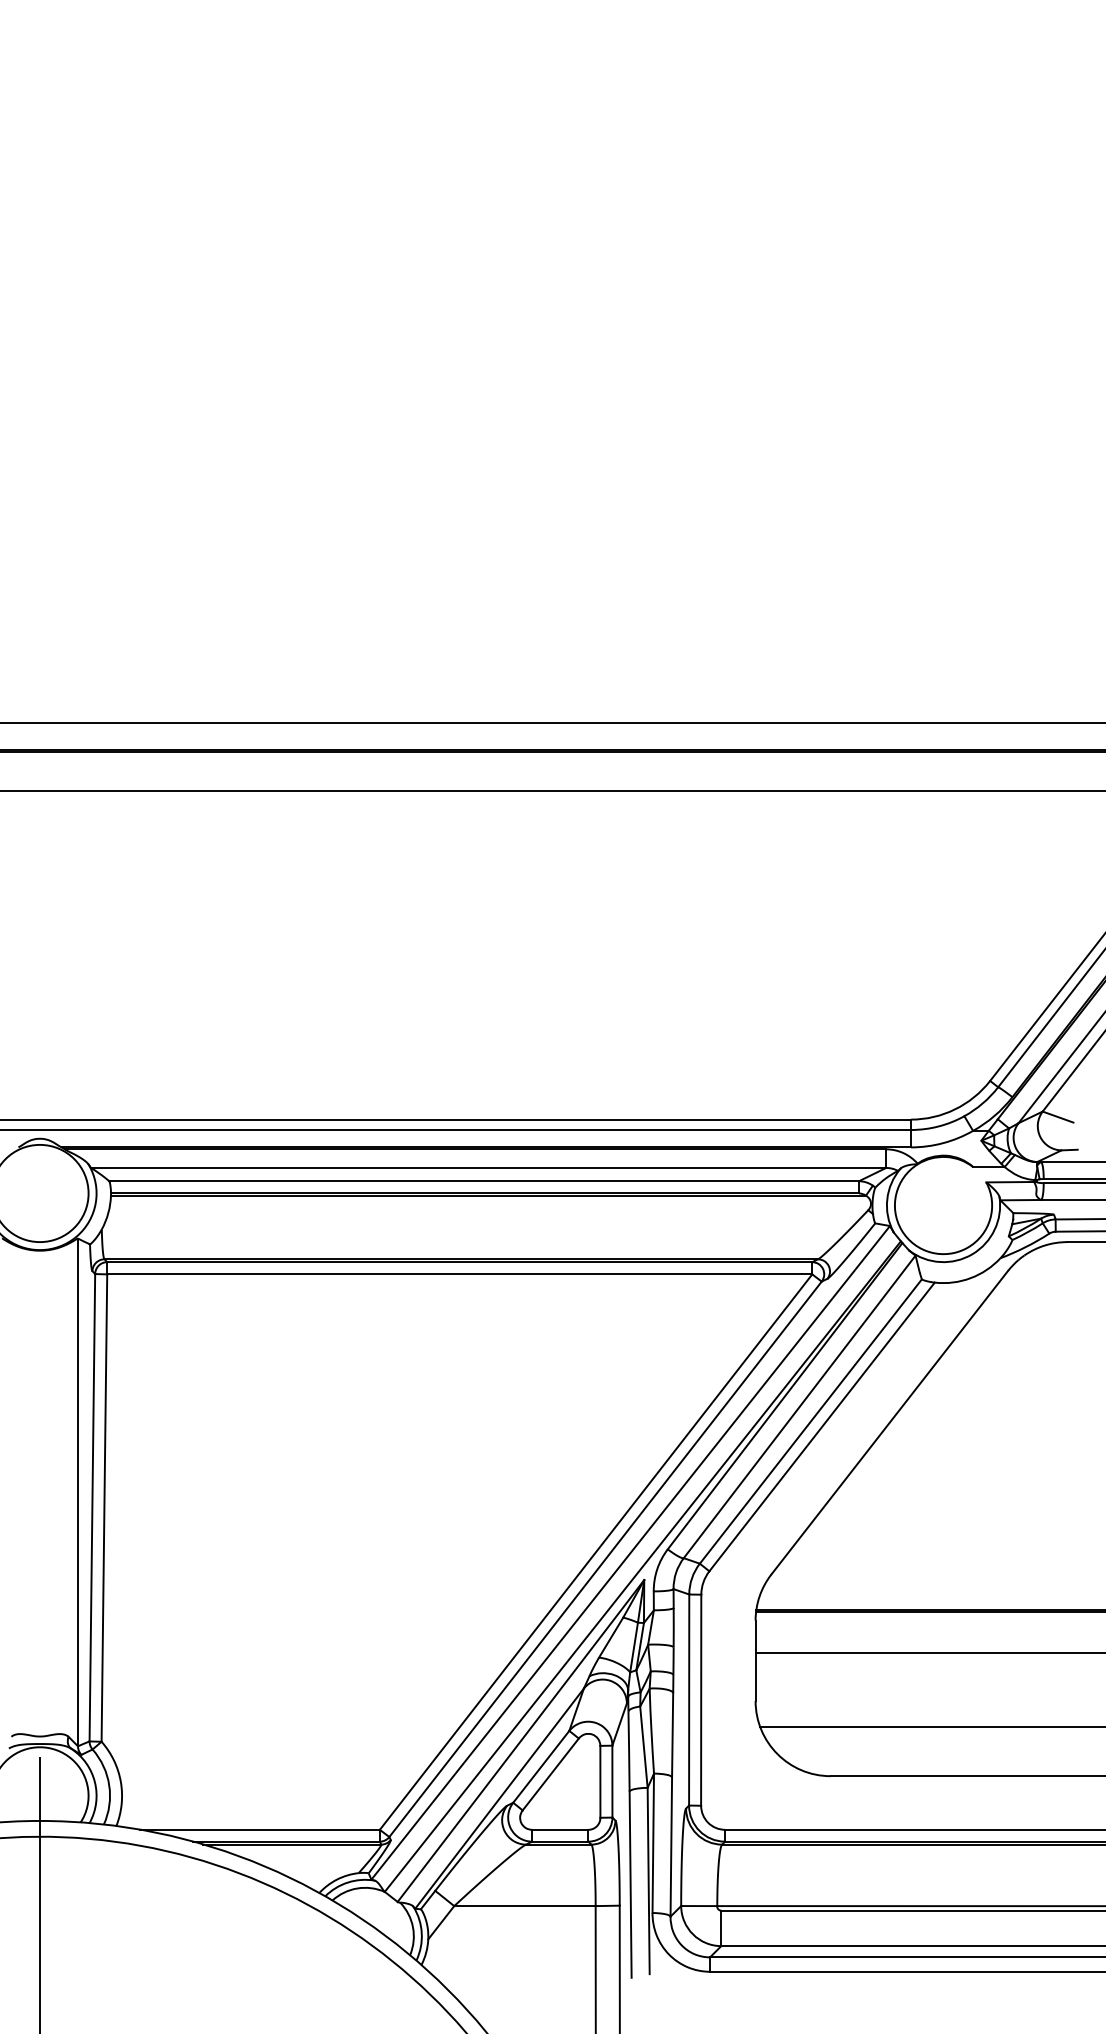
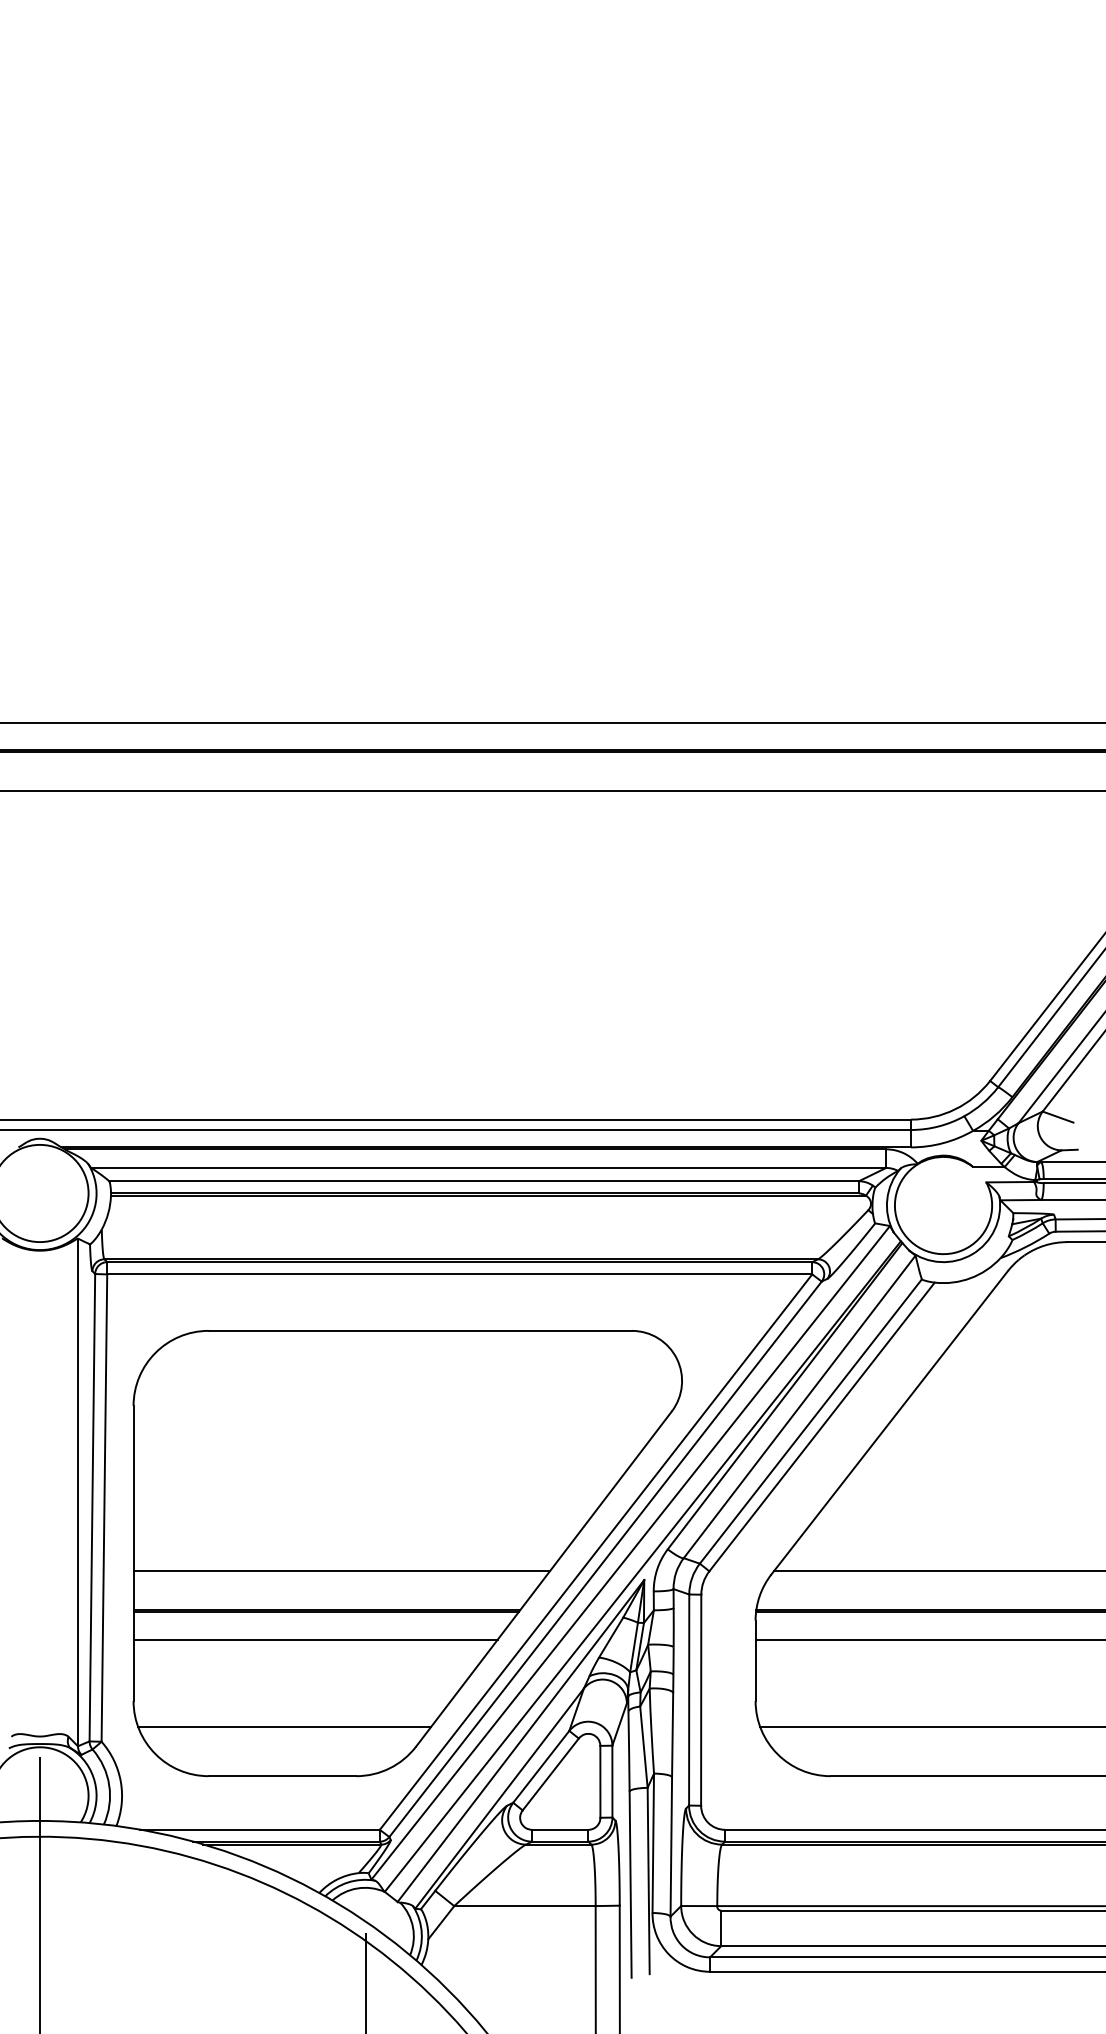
part: none -> present (407, 1553)
line: none -> present (938, 1570)
line position: (928, 1652) -> (928, 1639) (928, 1639)
line: none -> present (366, 1981)
